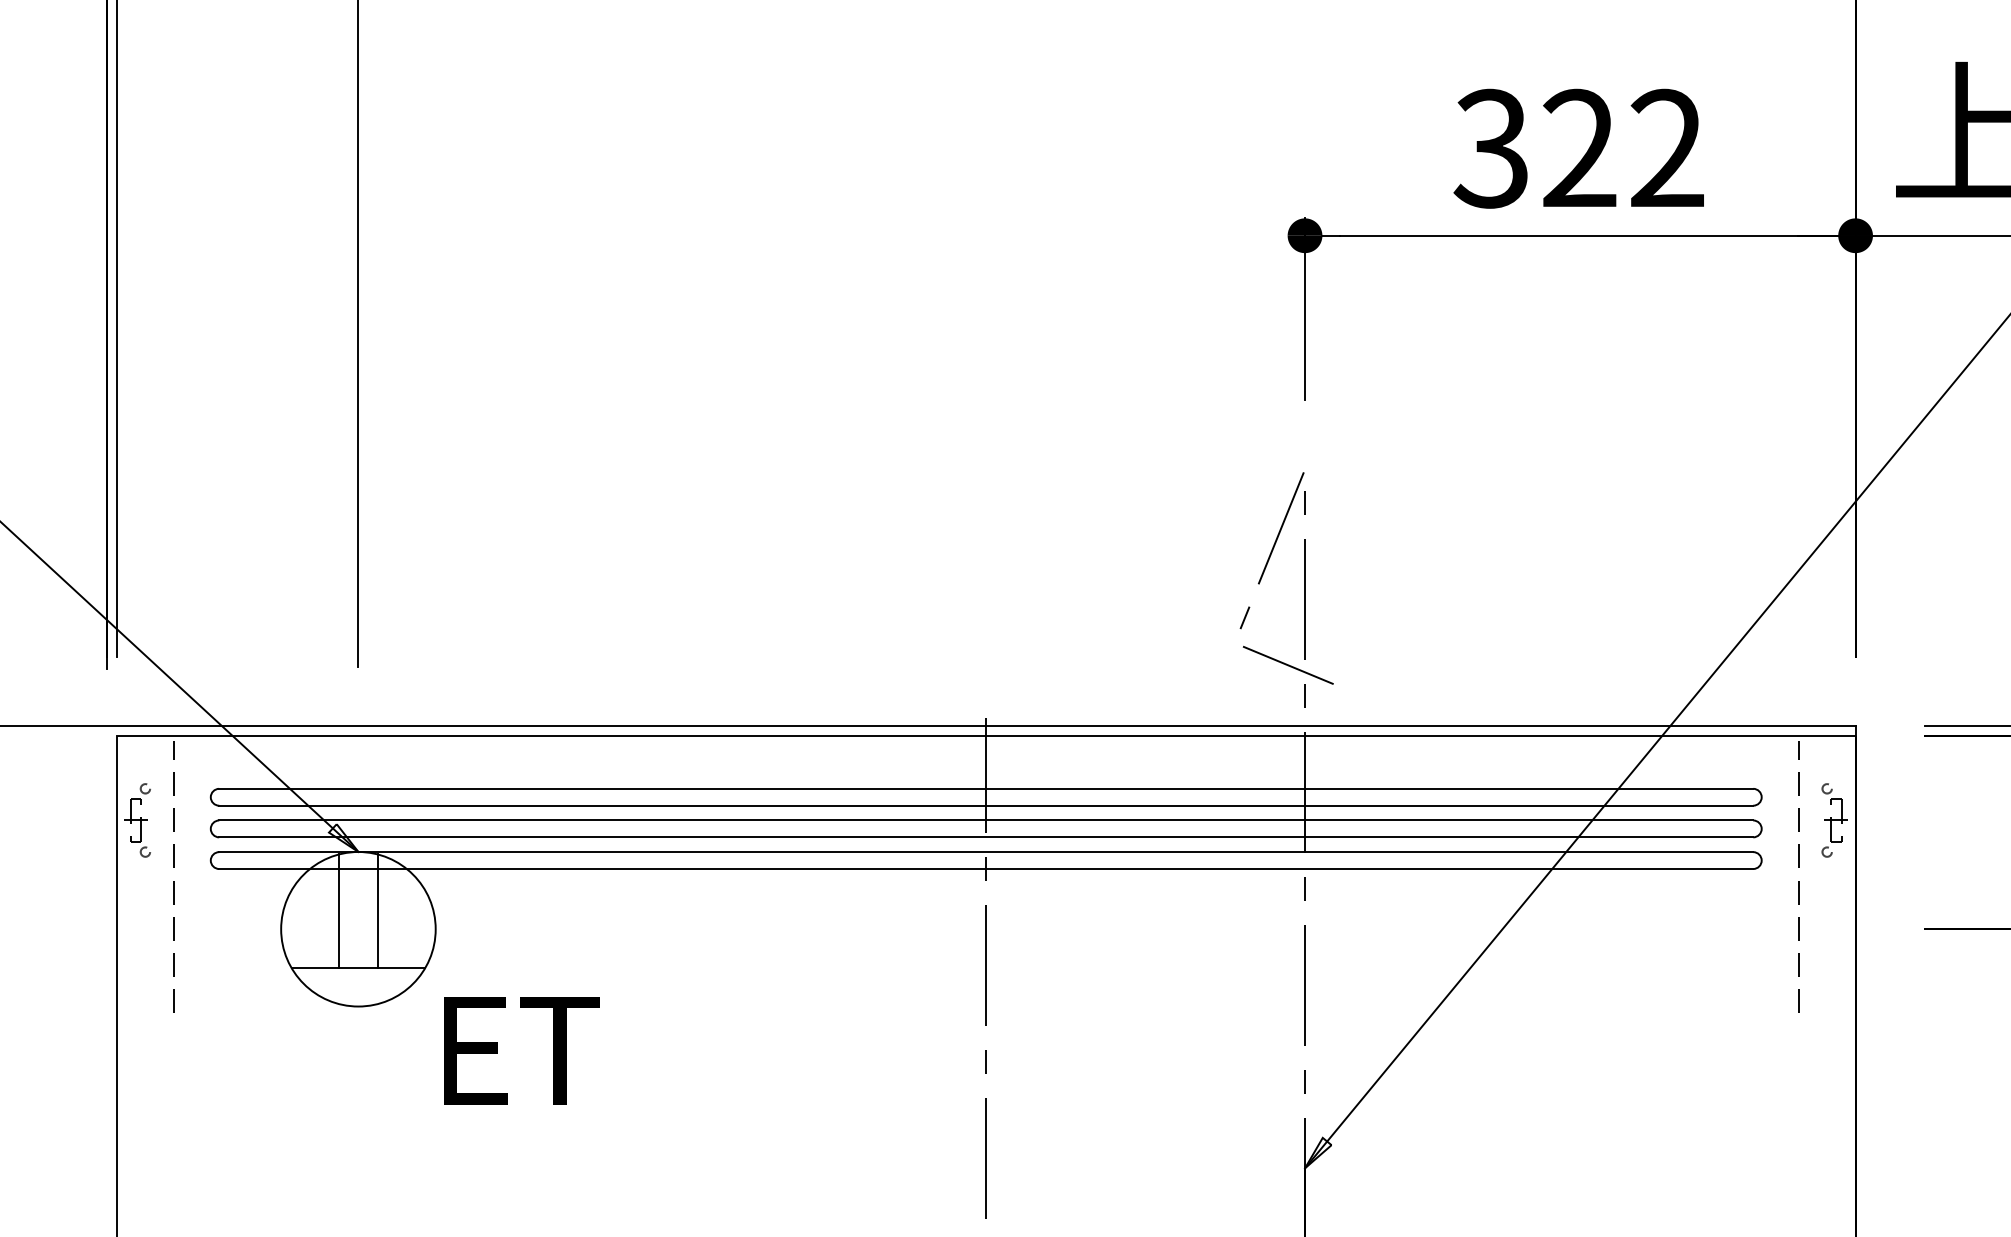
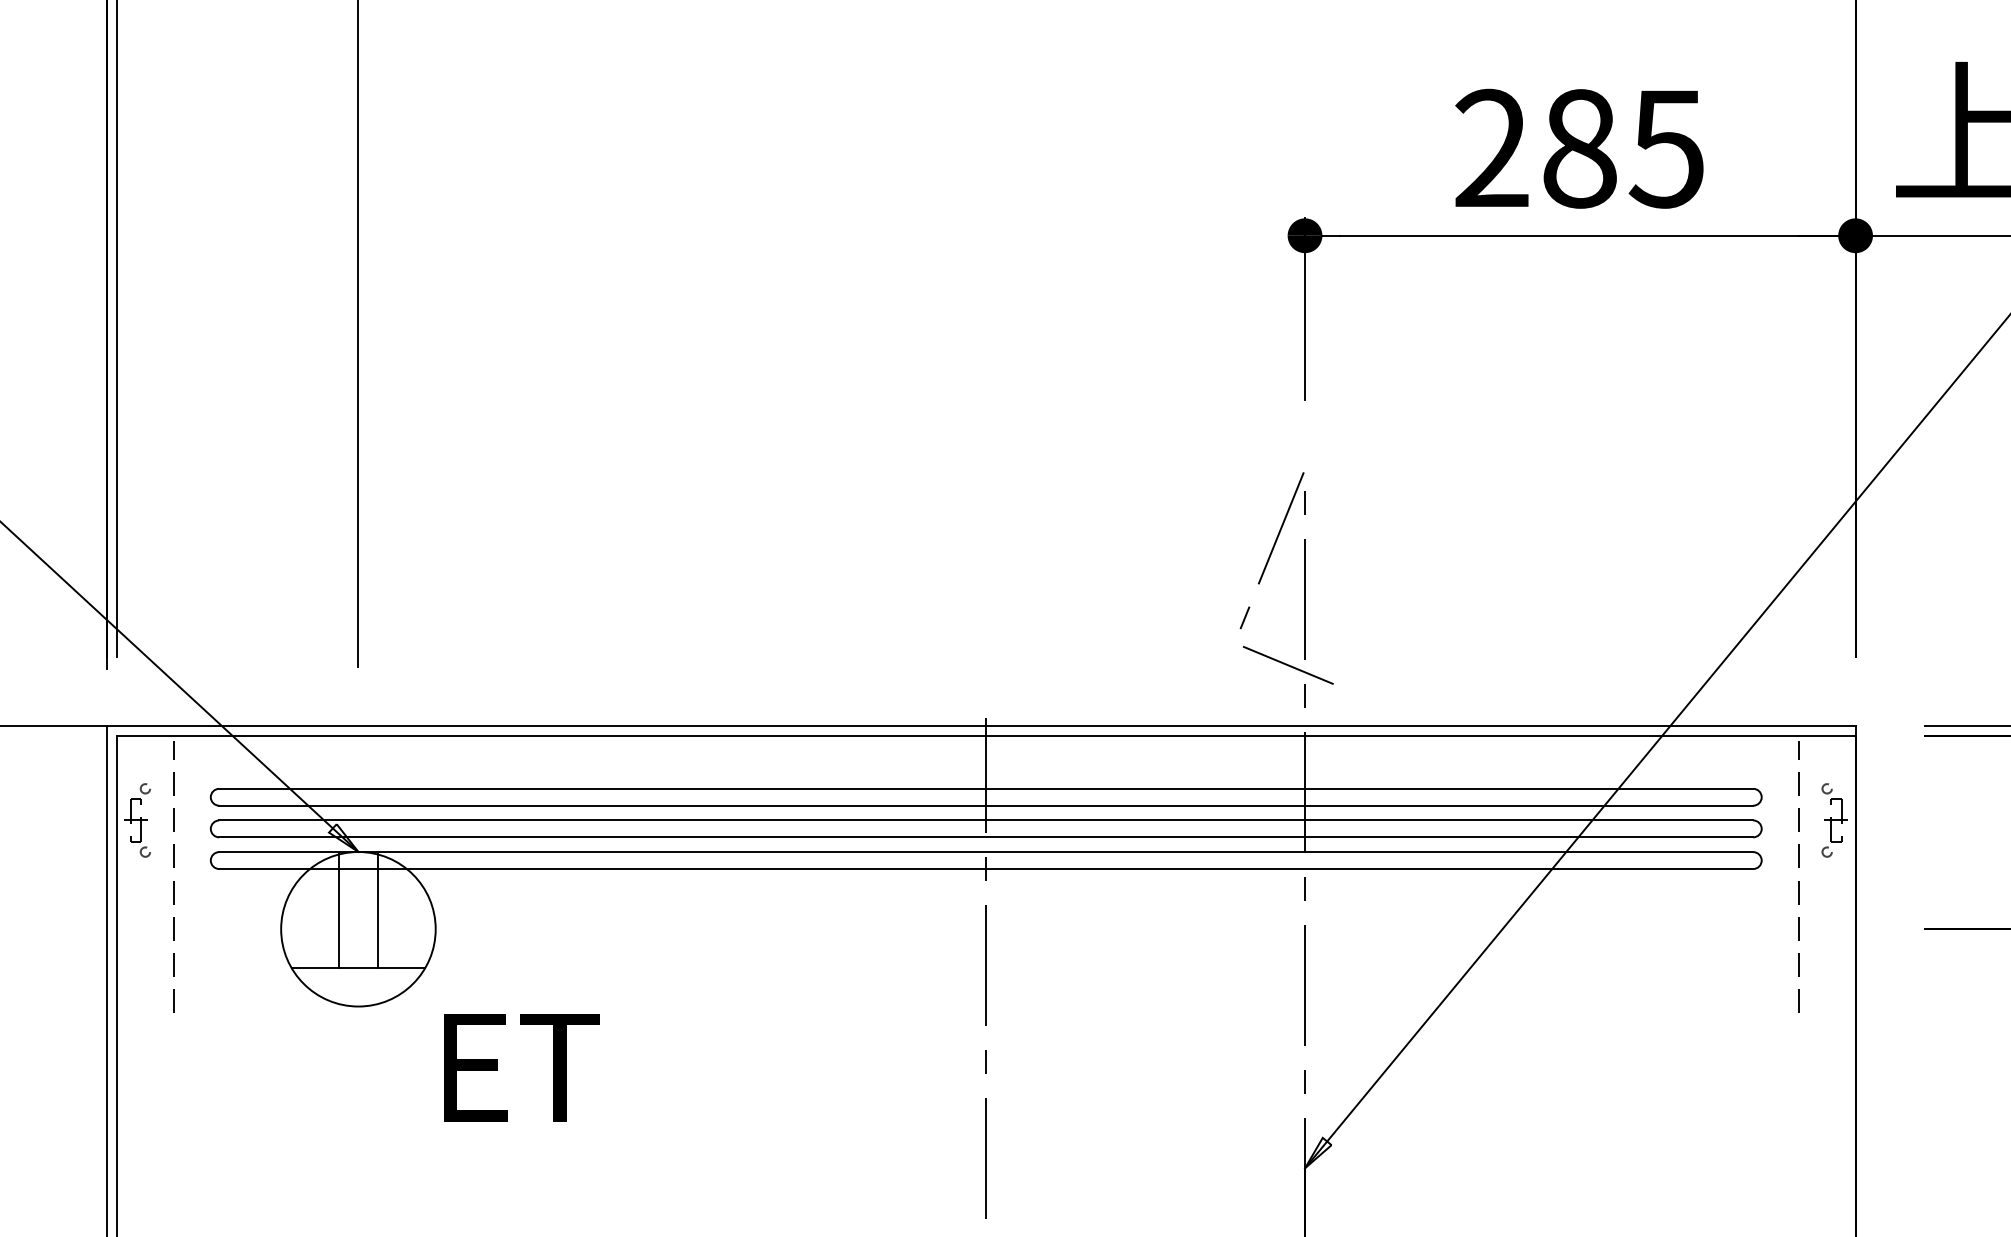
text: 322 -> 285 (1578, 148)
line: none -> present (107, 979)
text position: (521, 1050) -> (521, 1067) (521, 1067)
